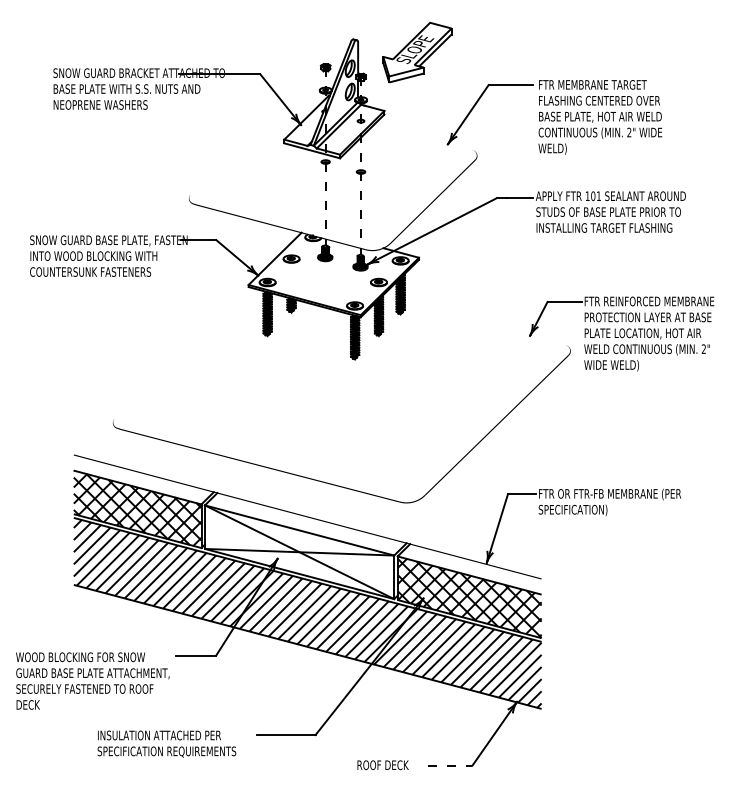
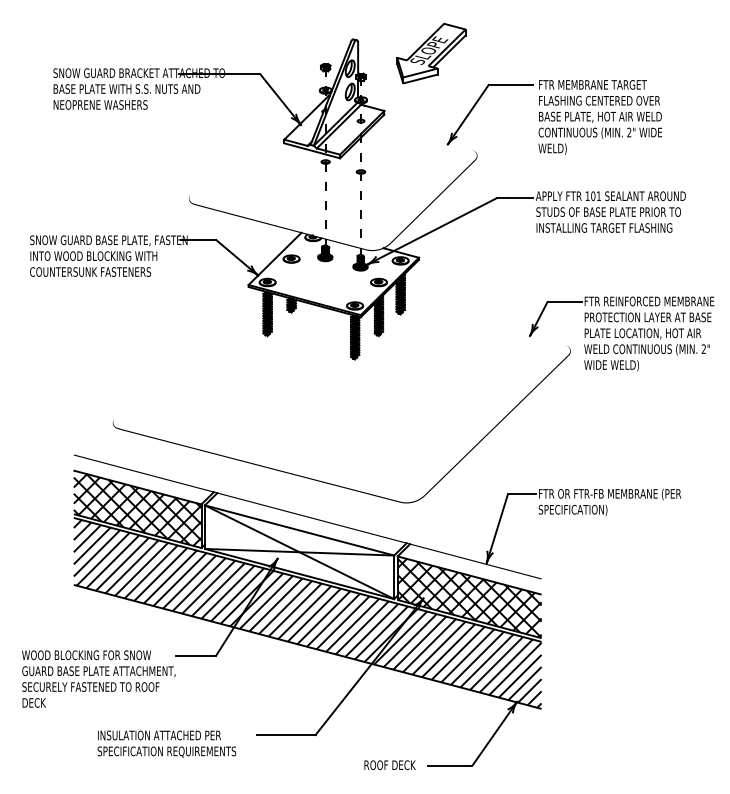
part position: (417, 52) -> (431, 53) (431, 53)
text position: (92, 680) -> (98, 678) (98, 678)
text position: (382, 765) -> (389, 765) (389, 765)
line: dashed -> solid (450, 765)
